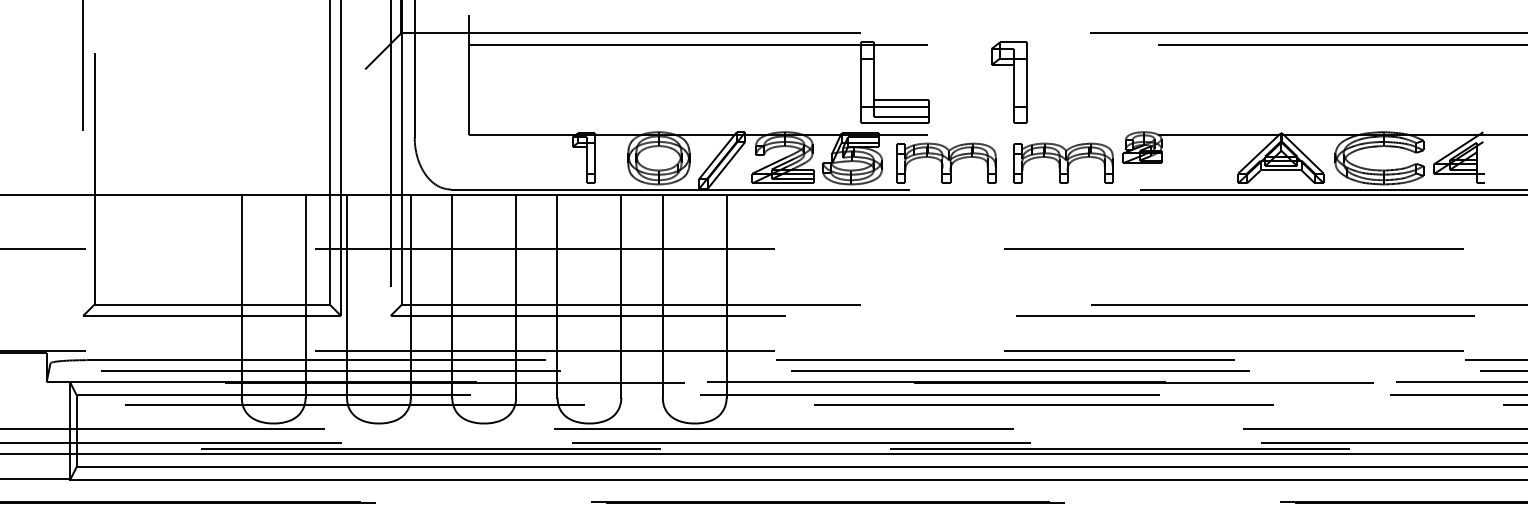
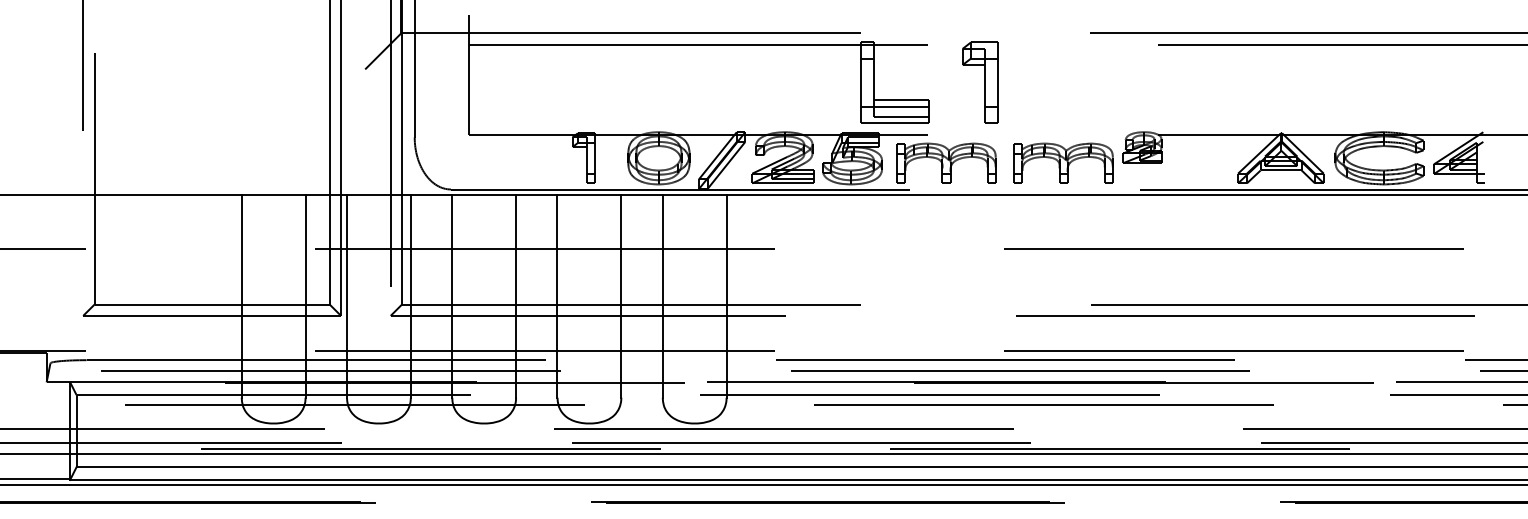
part position: (1009, 82) -> (980, 82) (980, 82)
line: none -> present (763, 484)
